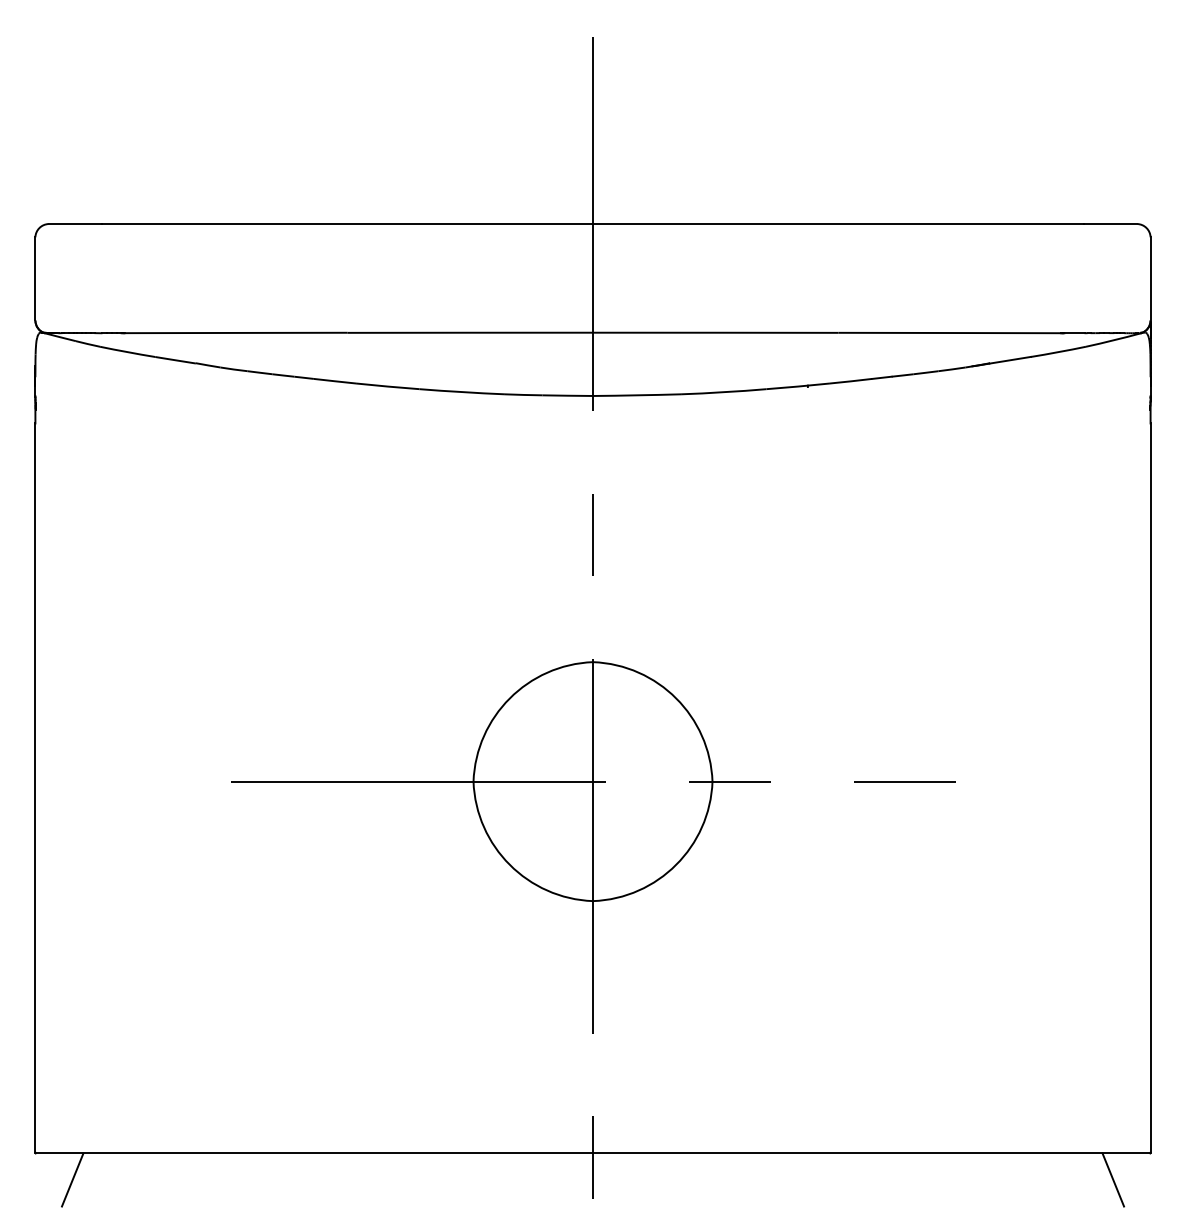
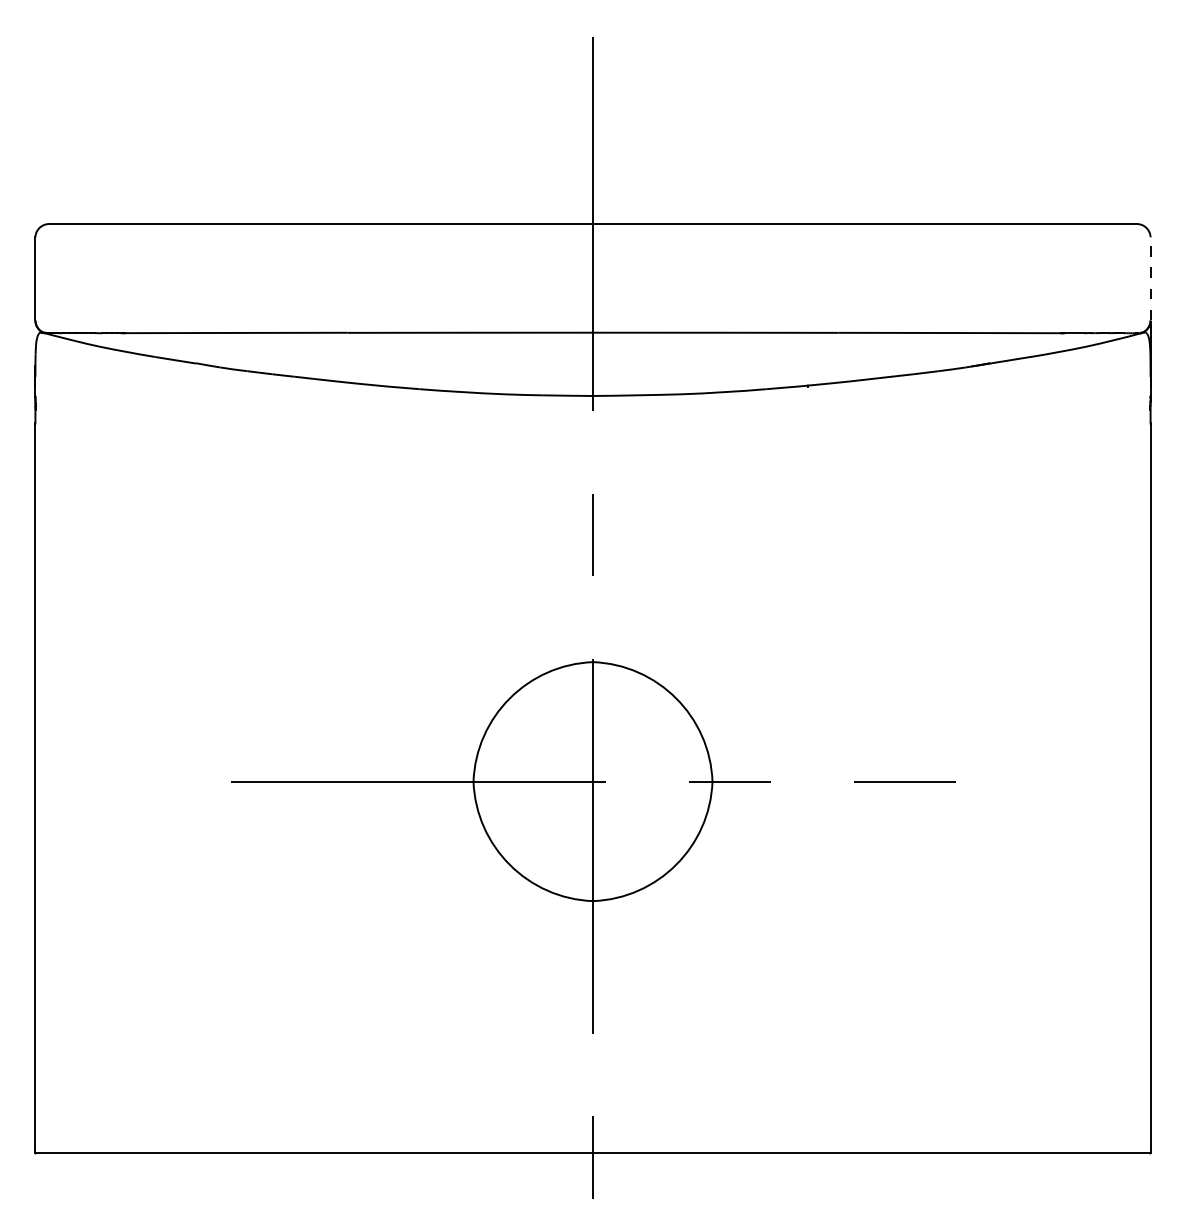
line: solid -> dashed (1150, 278)
line: present -> none (72, 1179)
line: present -> none (1113, 1179)
